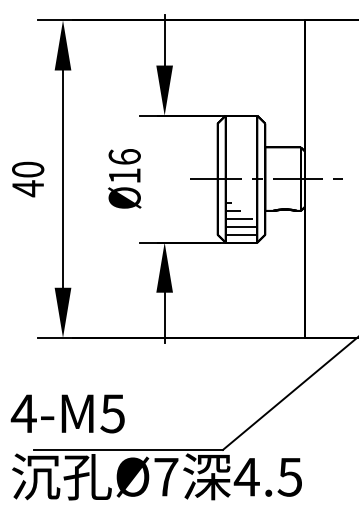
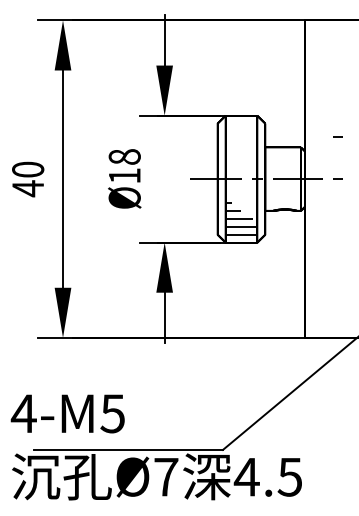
line: none -> present (337, 136)
text: Ø16 -> Ø18 (124, 156)
